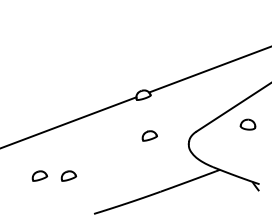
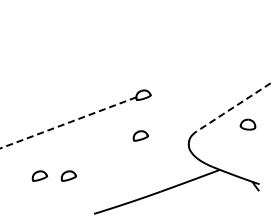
line: present -> none (208, 69)
line: solid -> dashed (234, 107)
line: solid -> dashed (68, 122)
part position: (149, 135) -> (140, 135) (140, 135)
